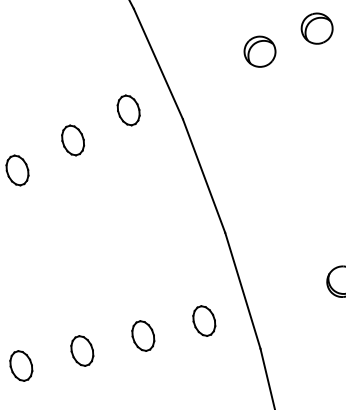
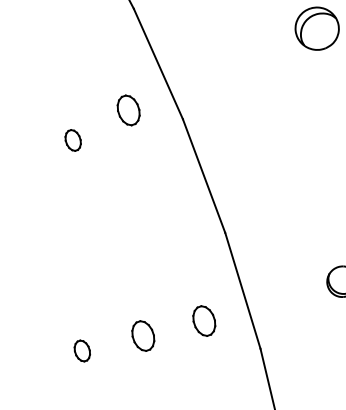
part size: 34x33 px -> 46x45 px (316, 28)
part: present -> none (259, 51)
part size: 25x33 px -> 18x23 px (72, 140)
part: present -> none (17, 170)
part size: 25x32 px -> 18x24 px (81, 350)
part: present -> none (21, 365)
